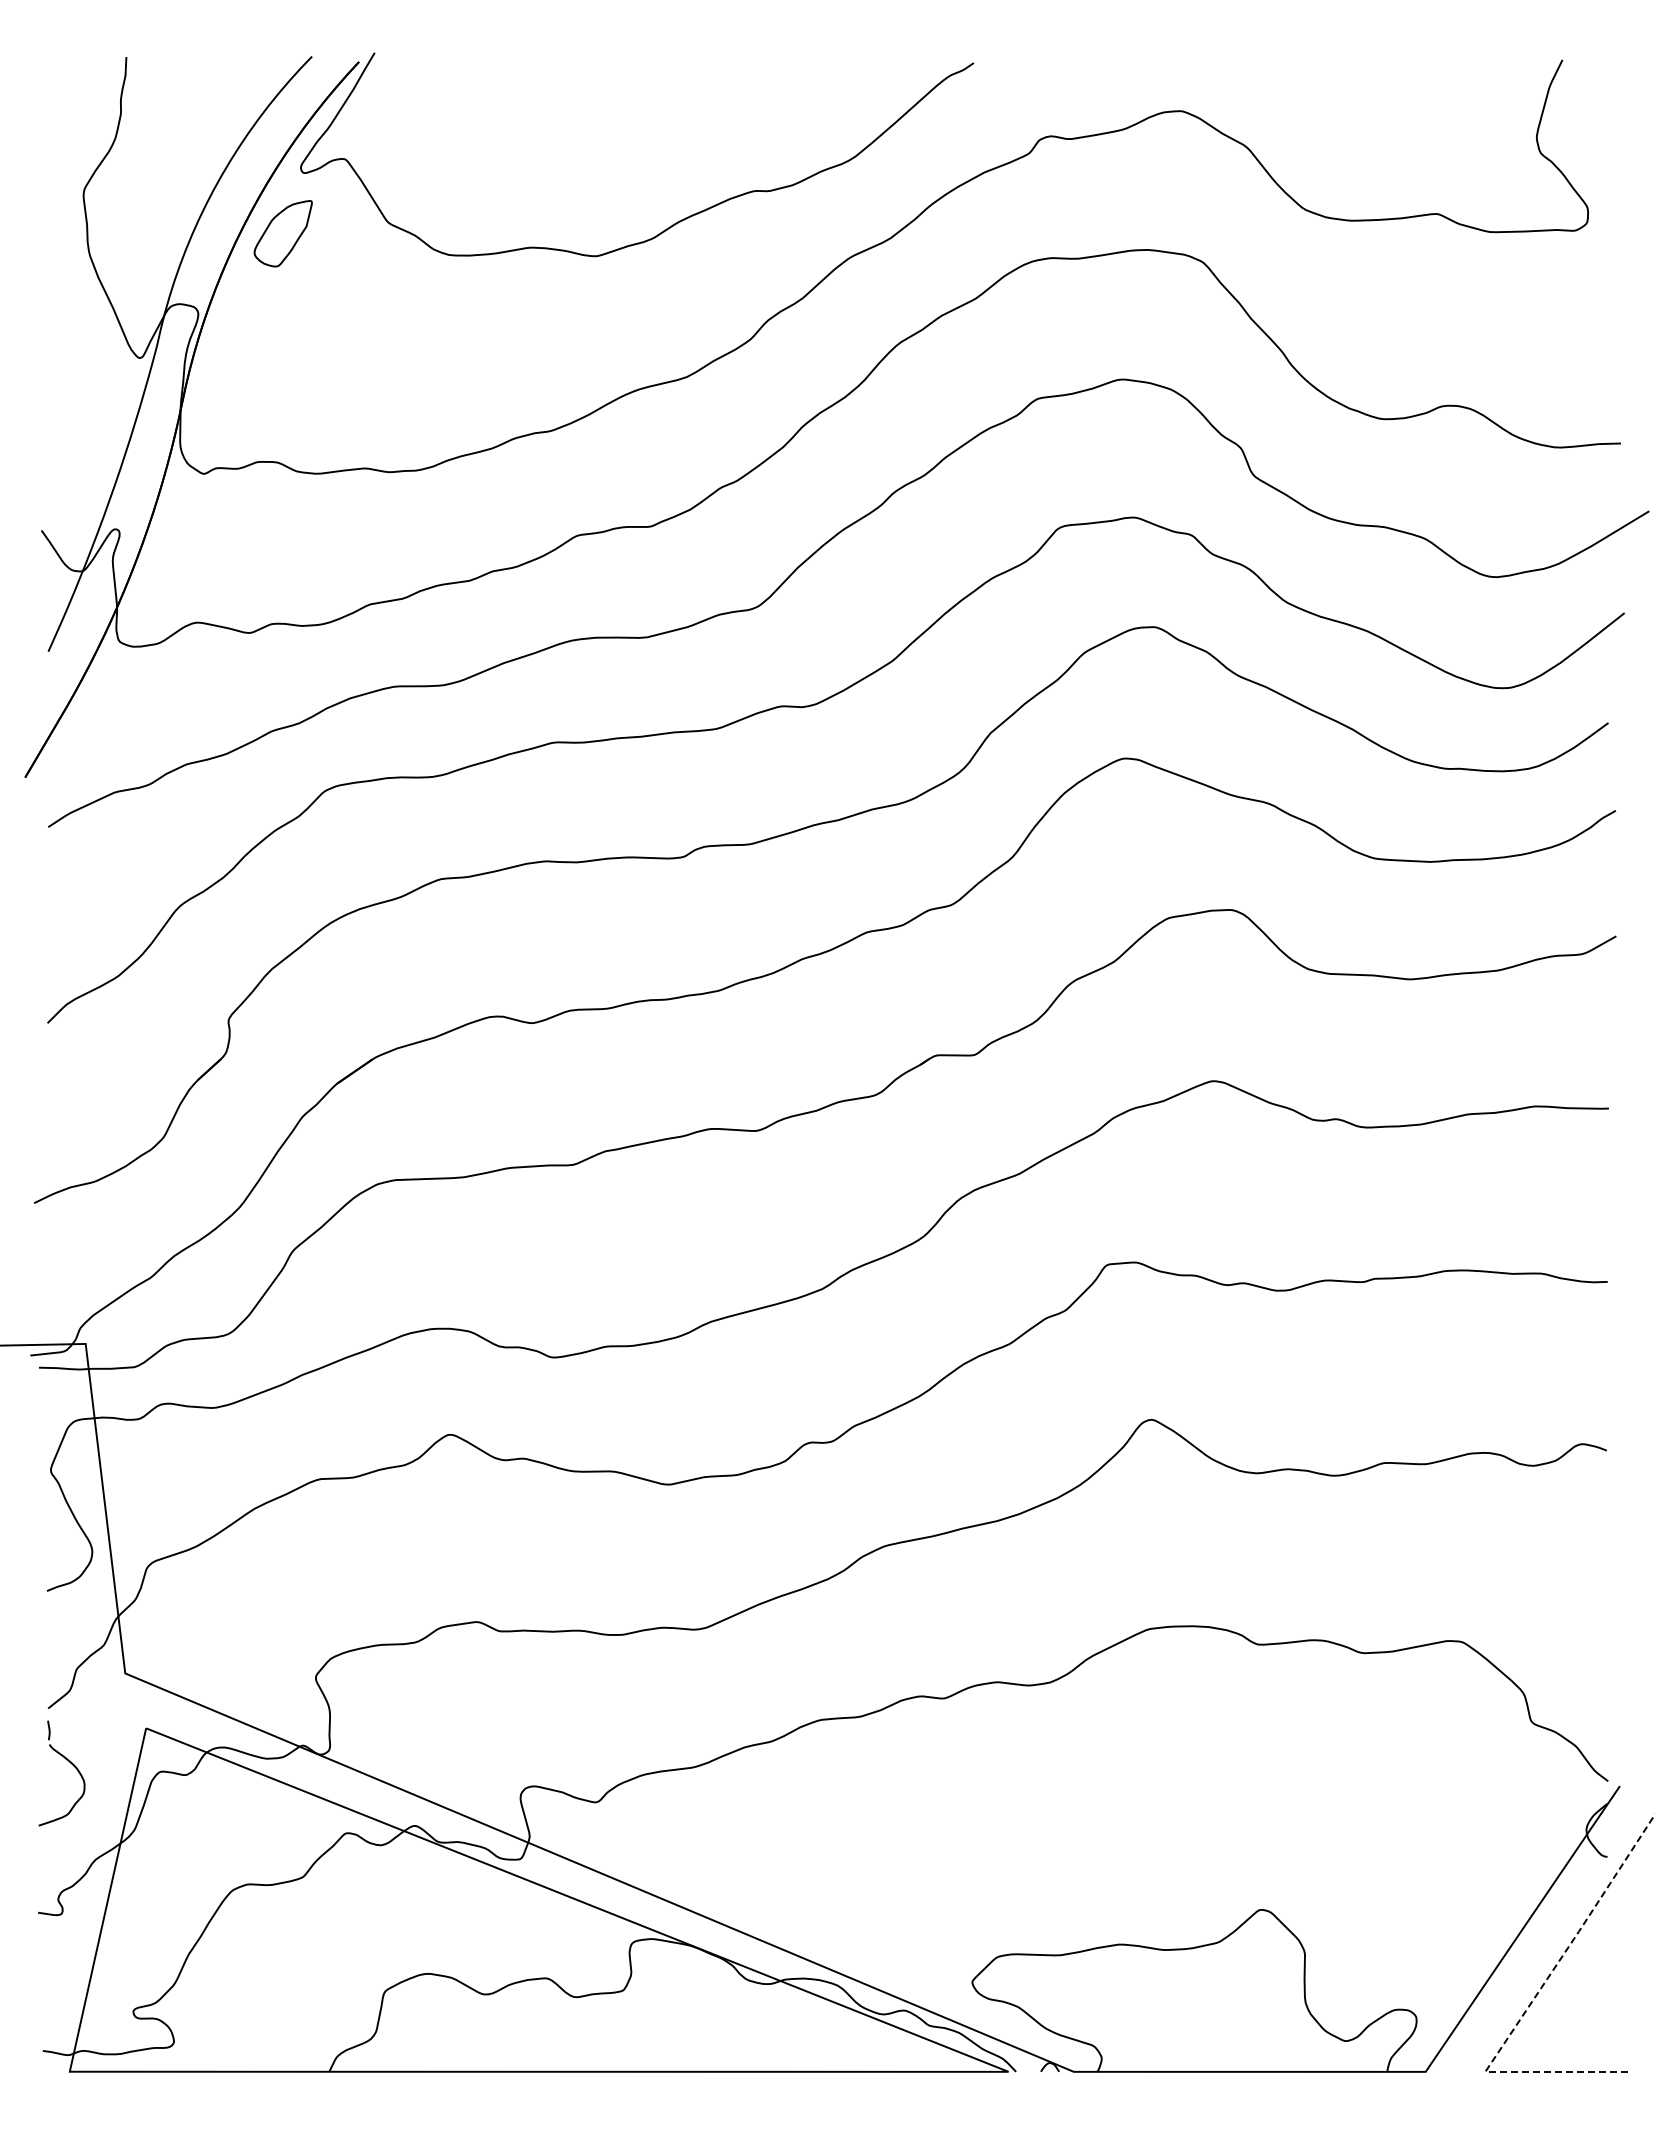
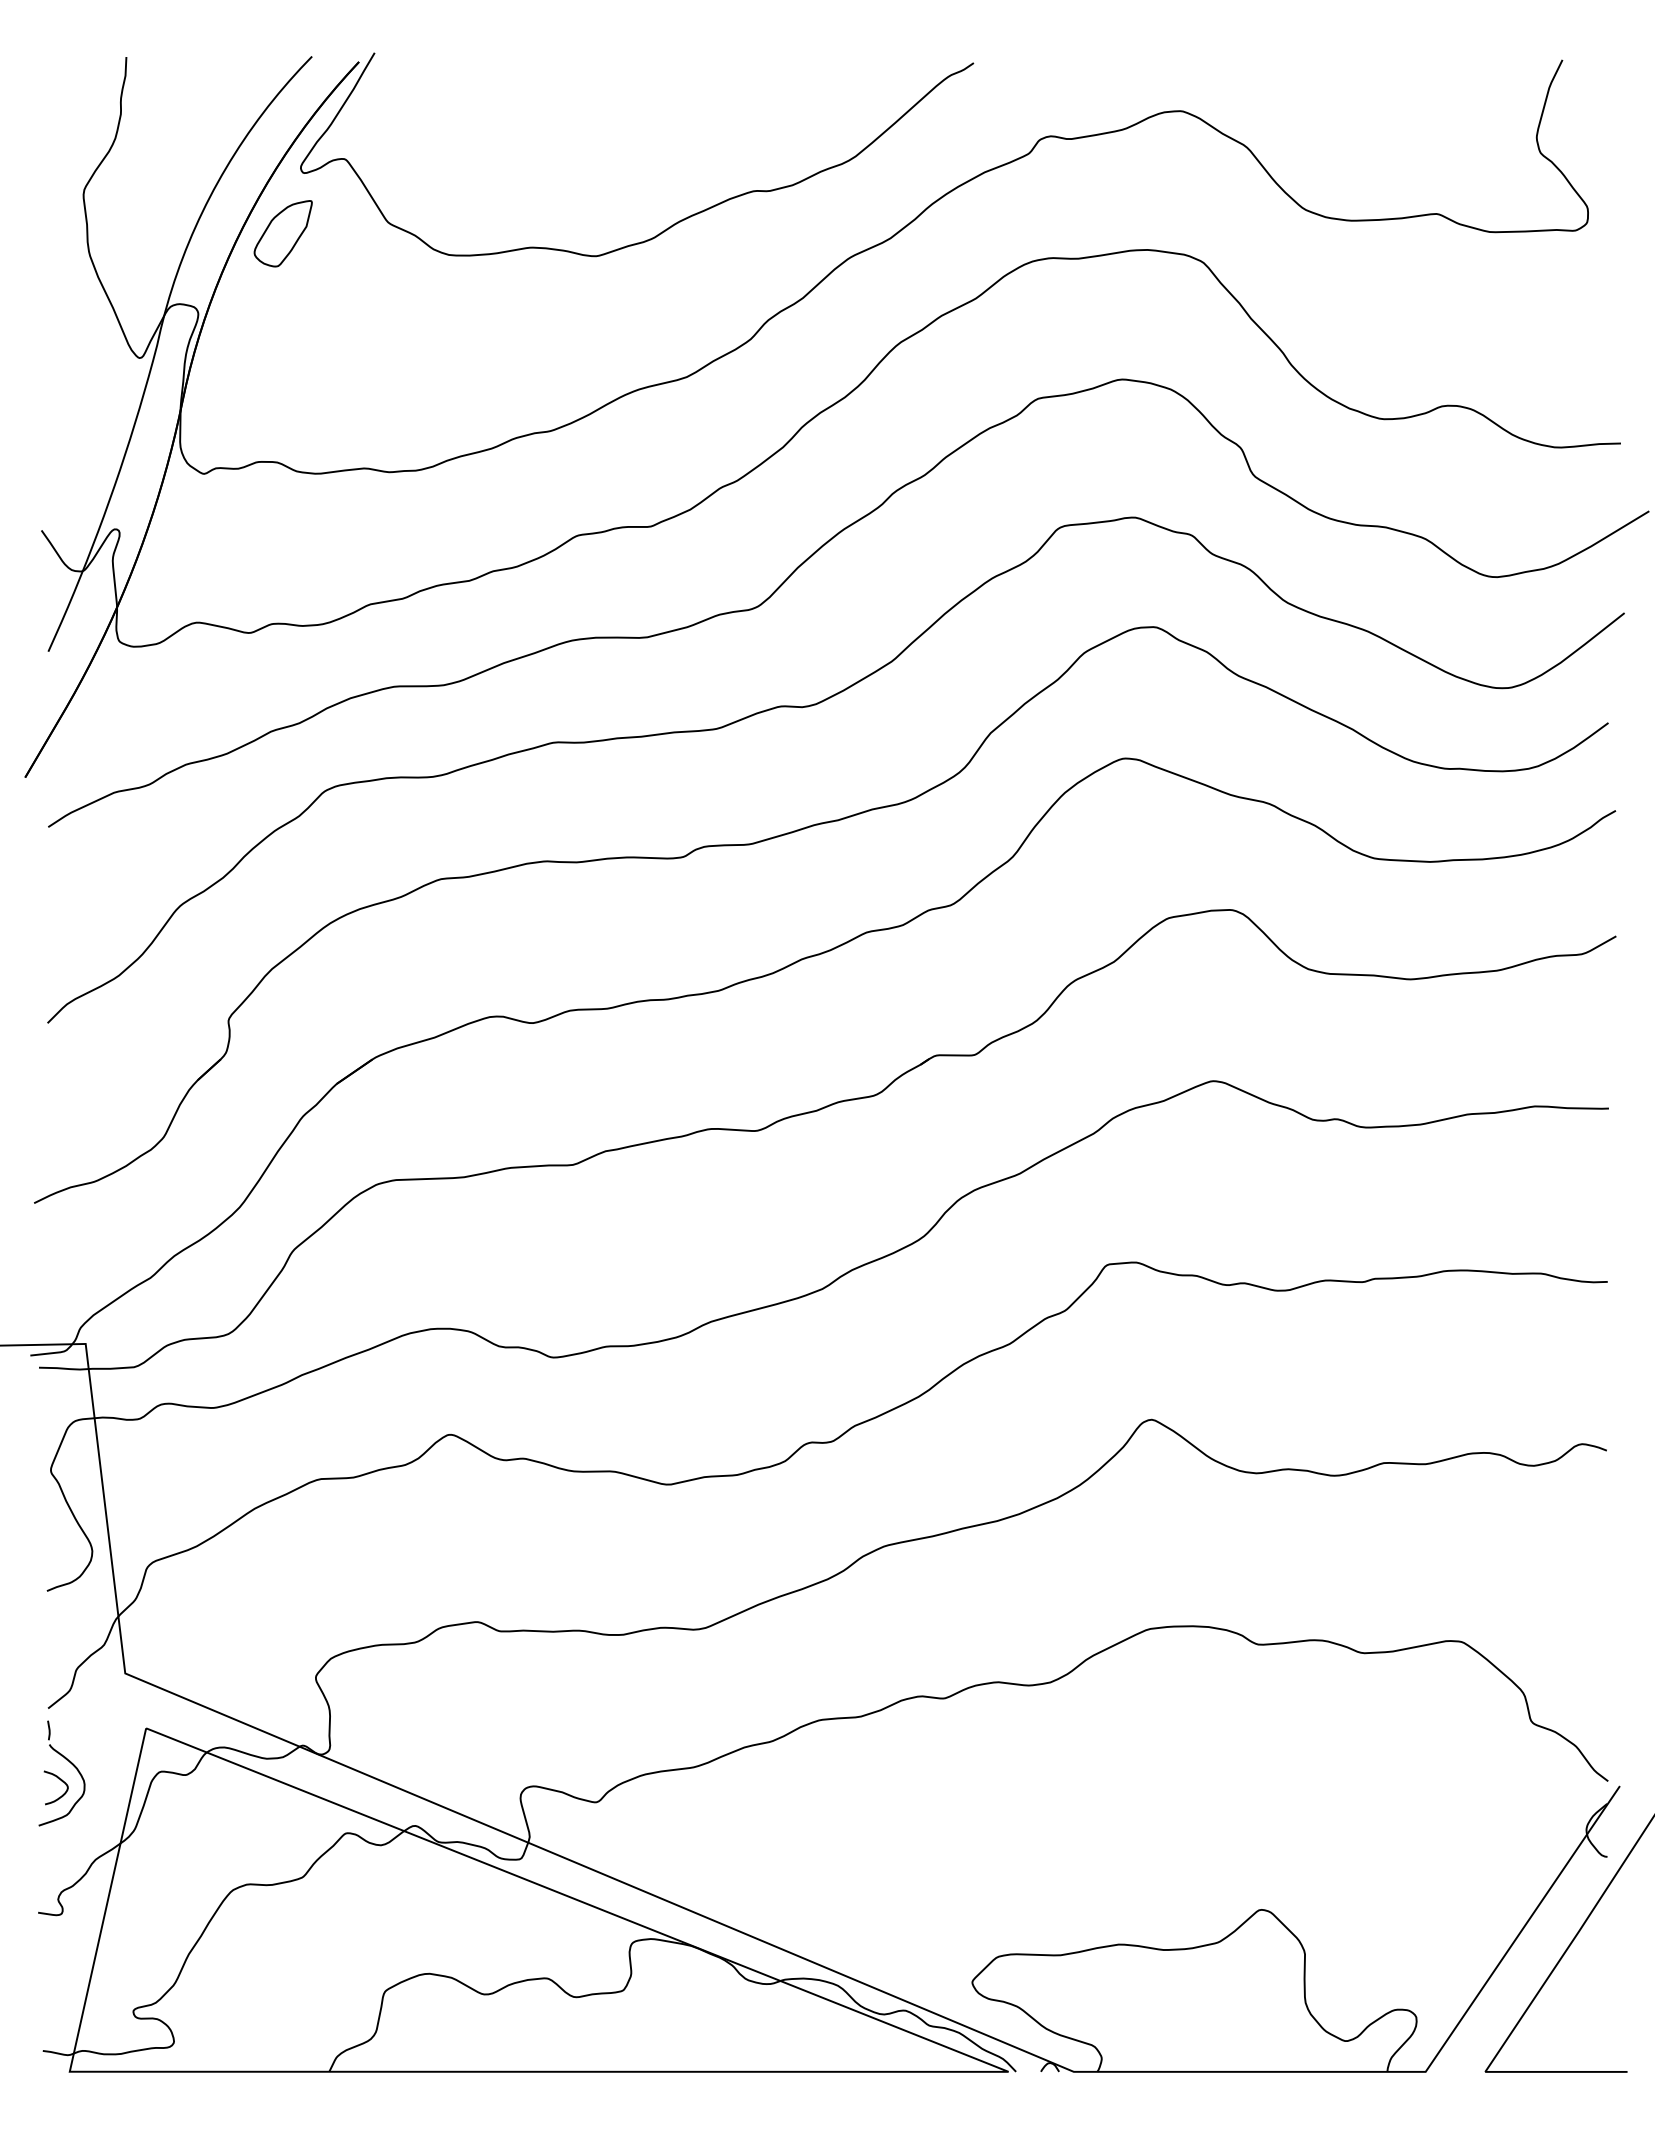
curve: none -> present (61, 1781)
line: dashed -> solid (1531, 2002)
